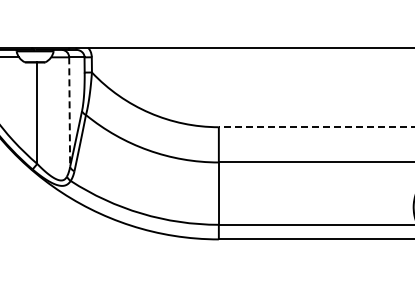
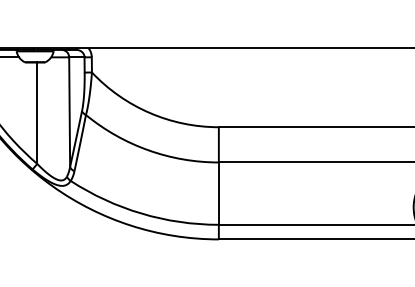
line: dashed -> solid (69, 112)
line: dashed -> solid (316, 127)
